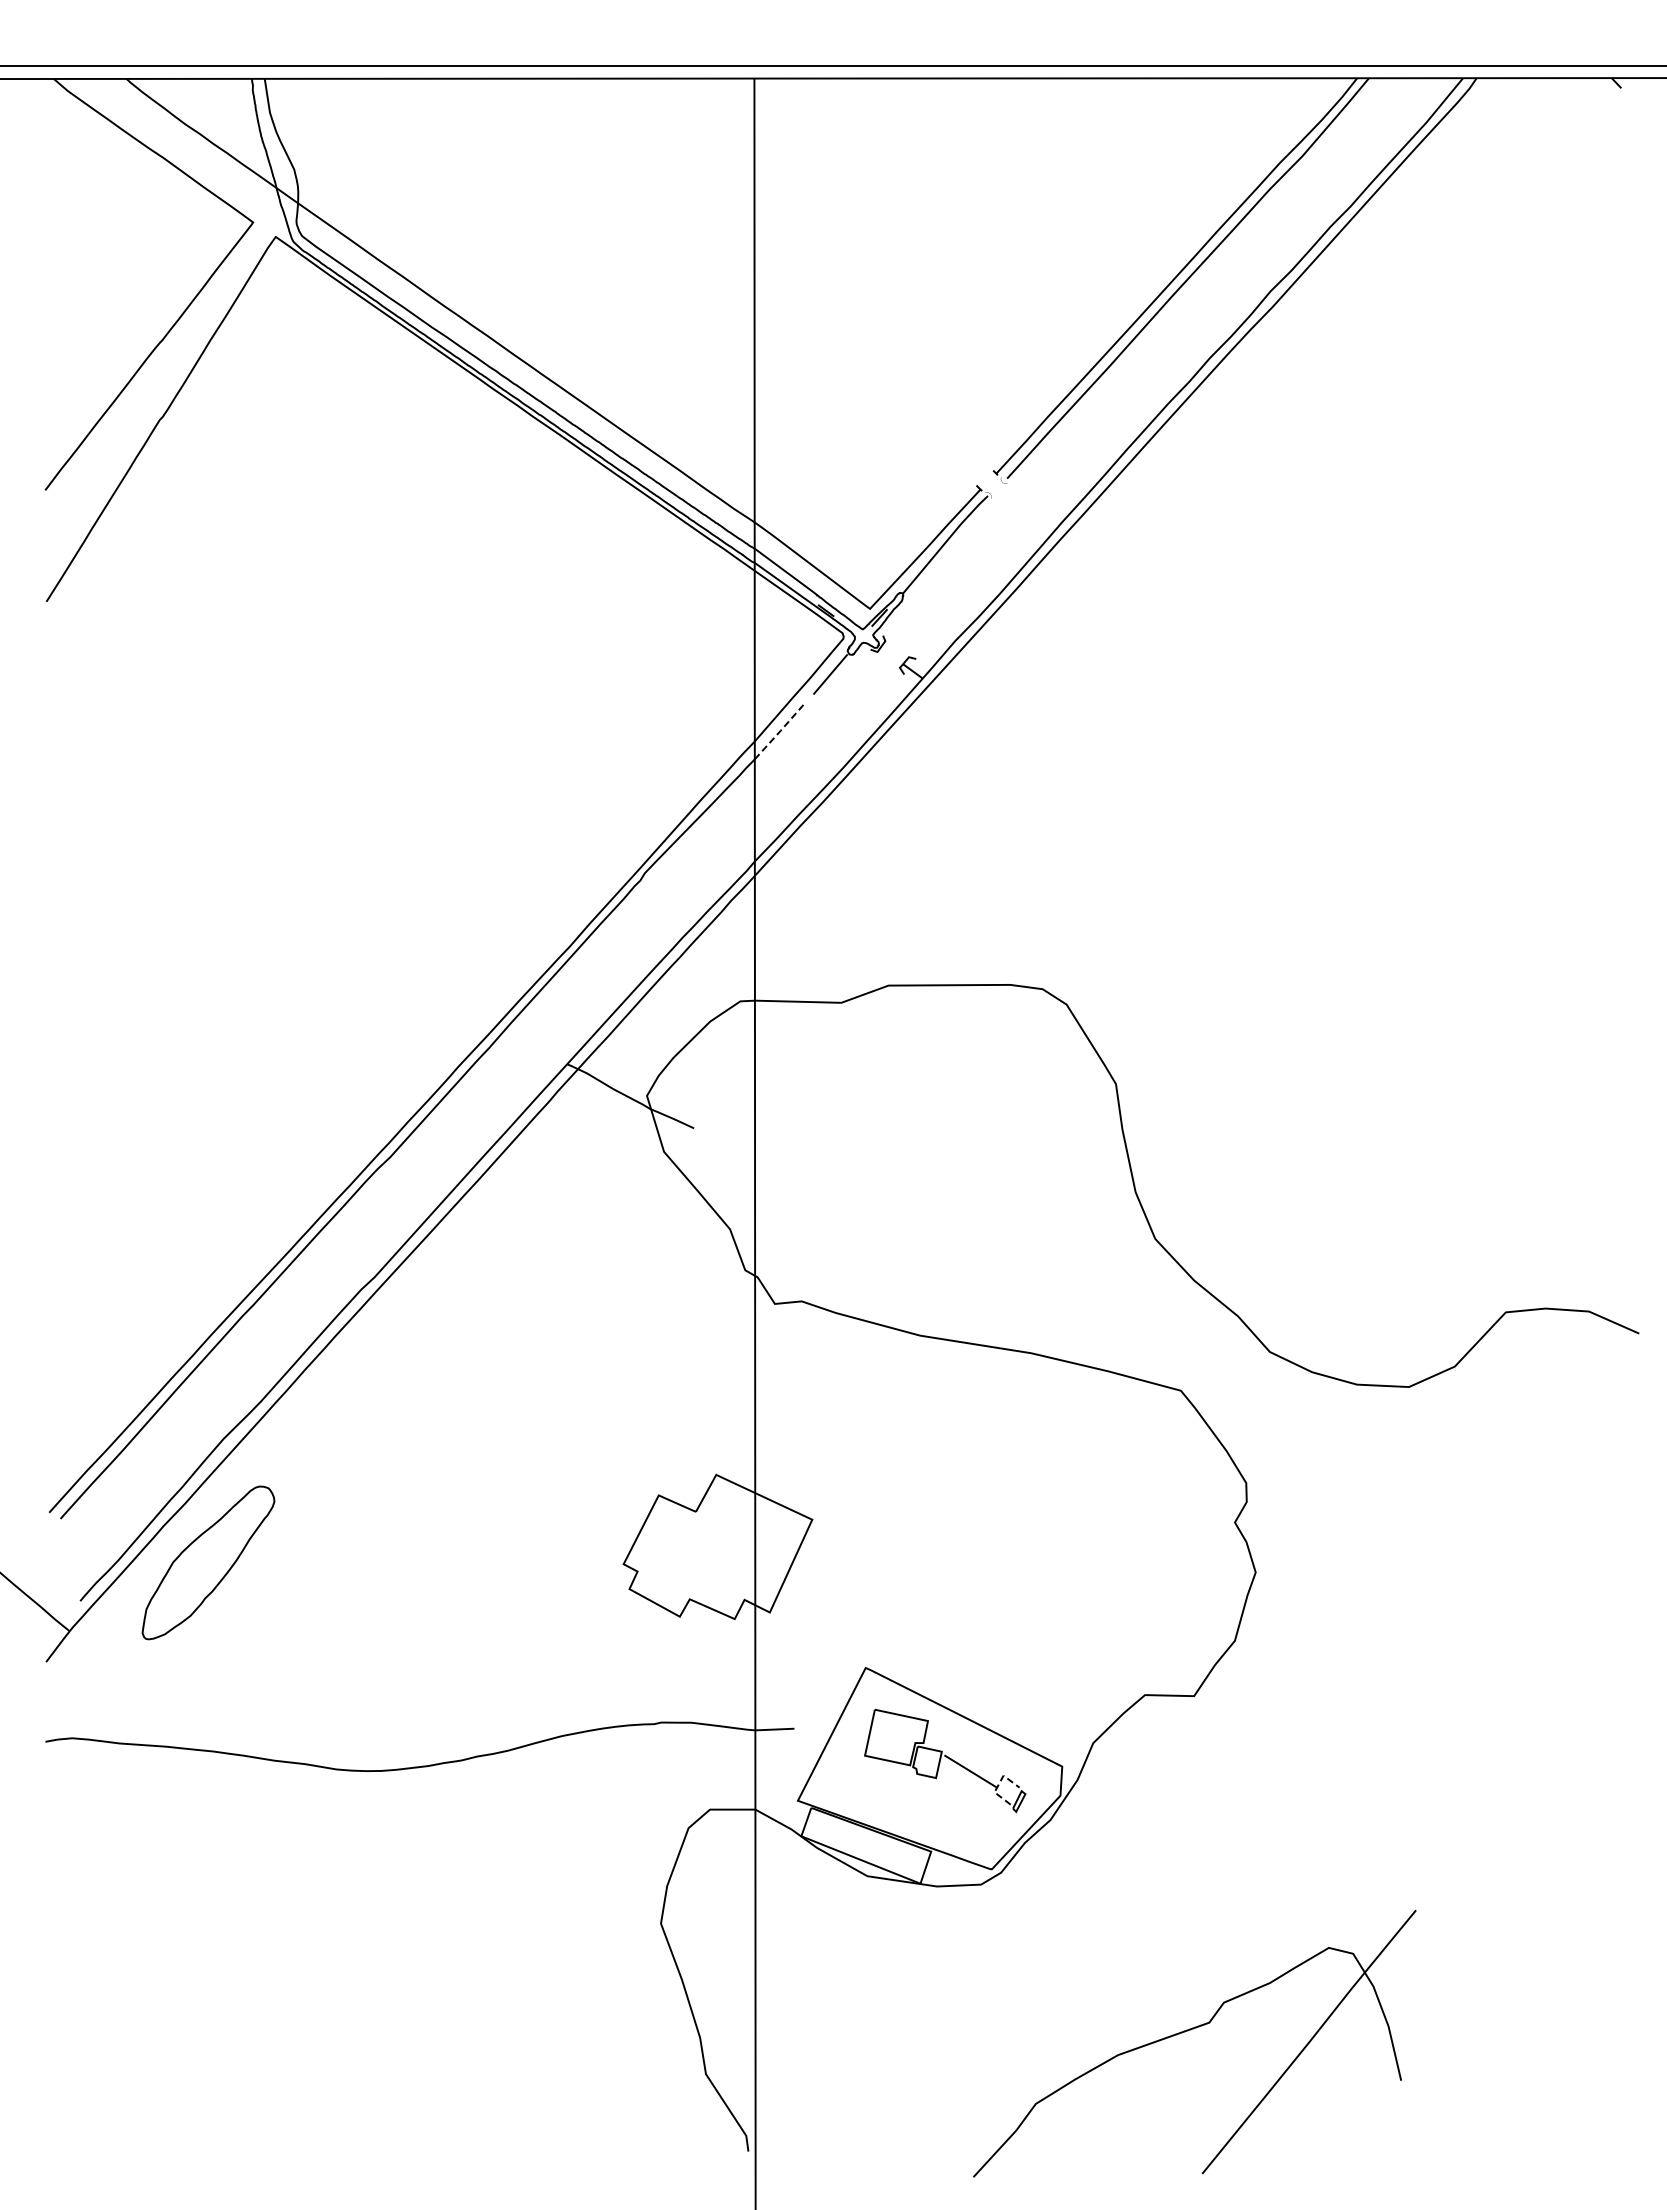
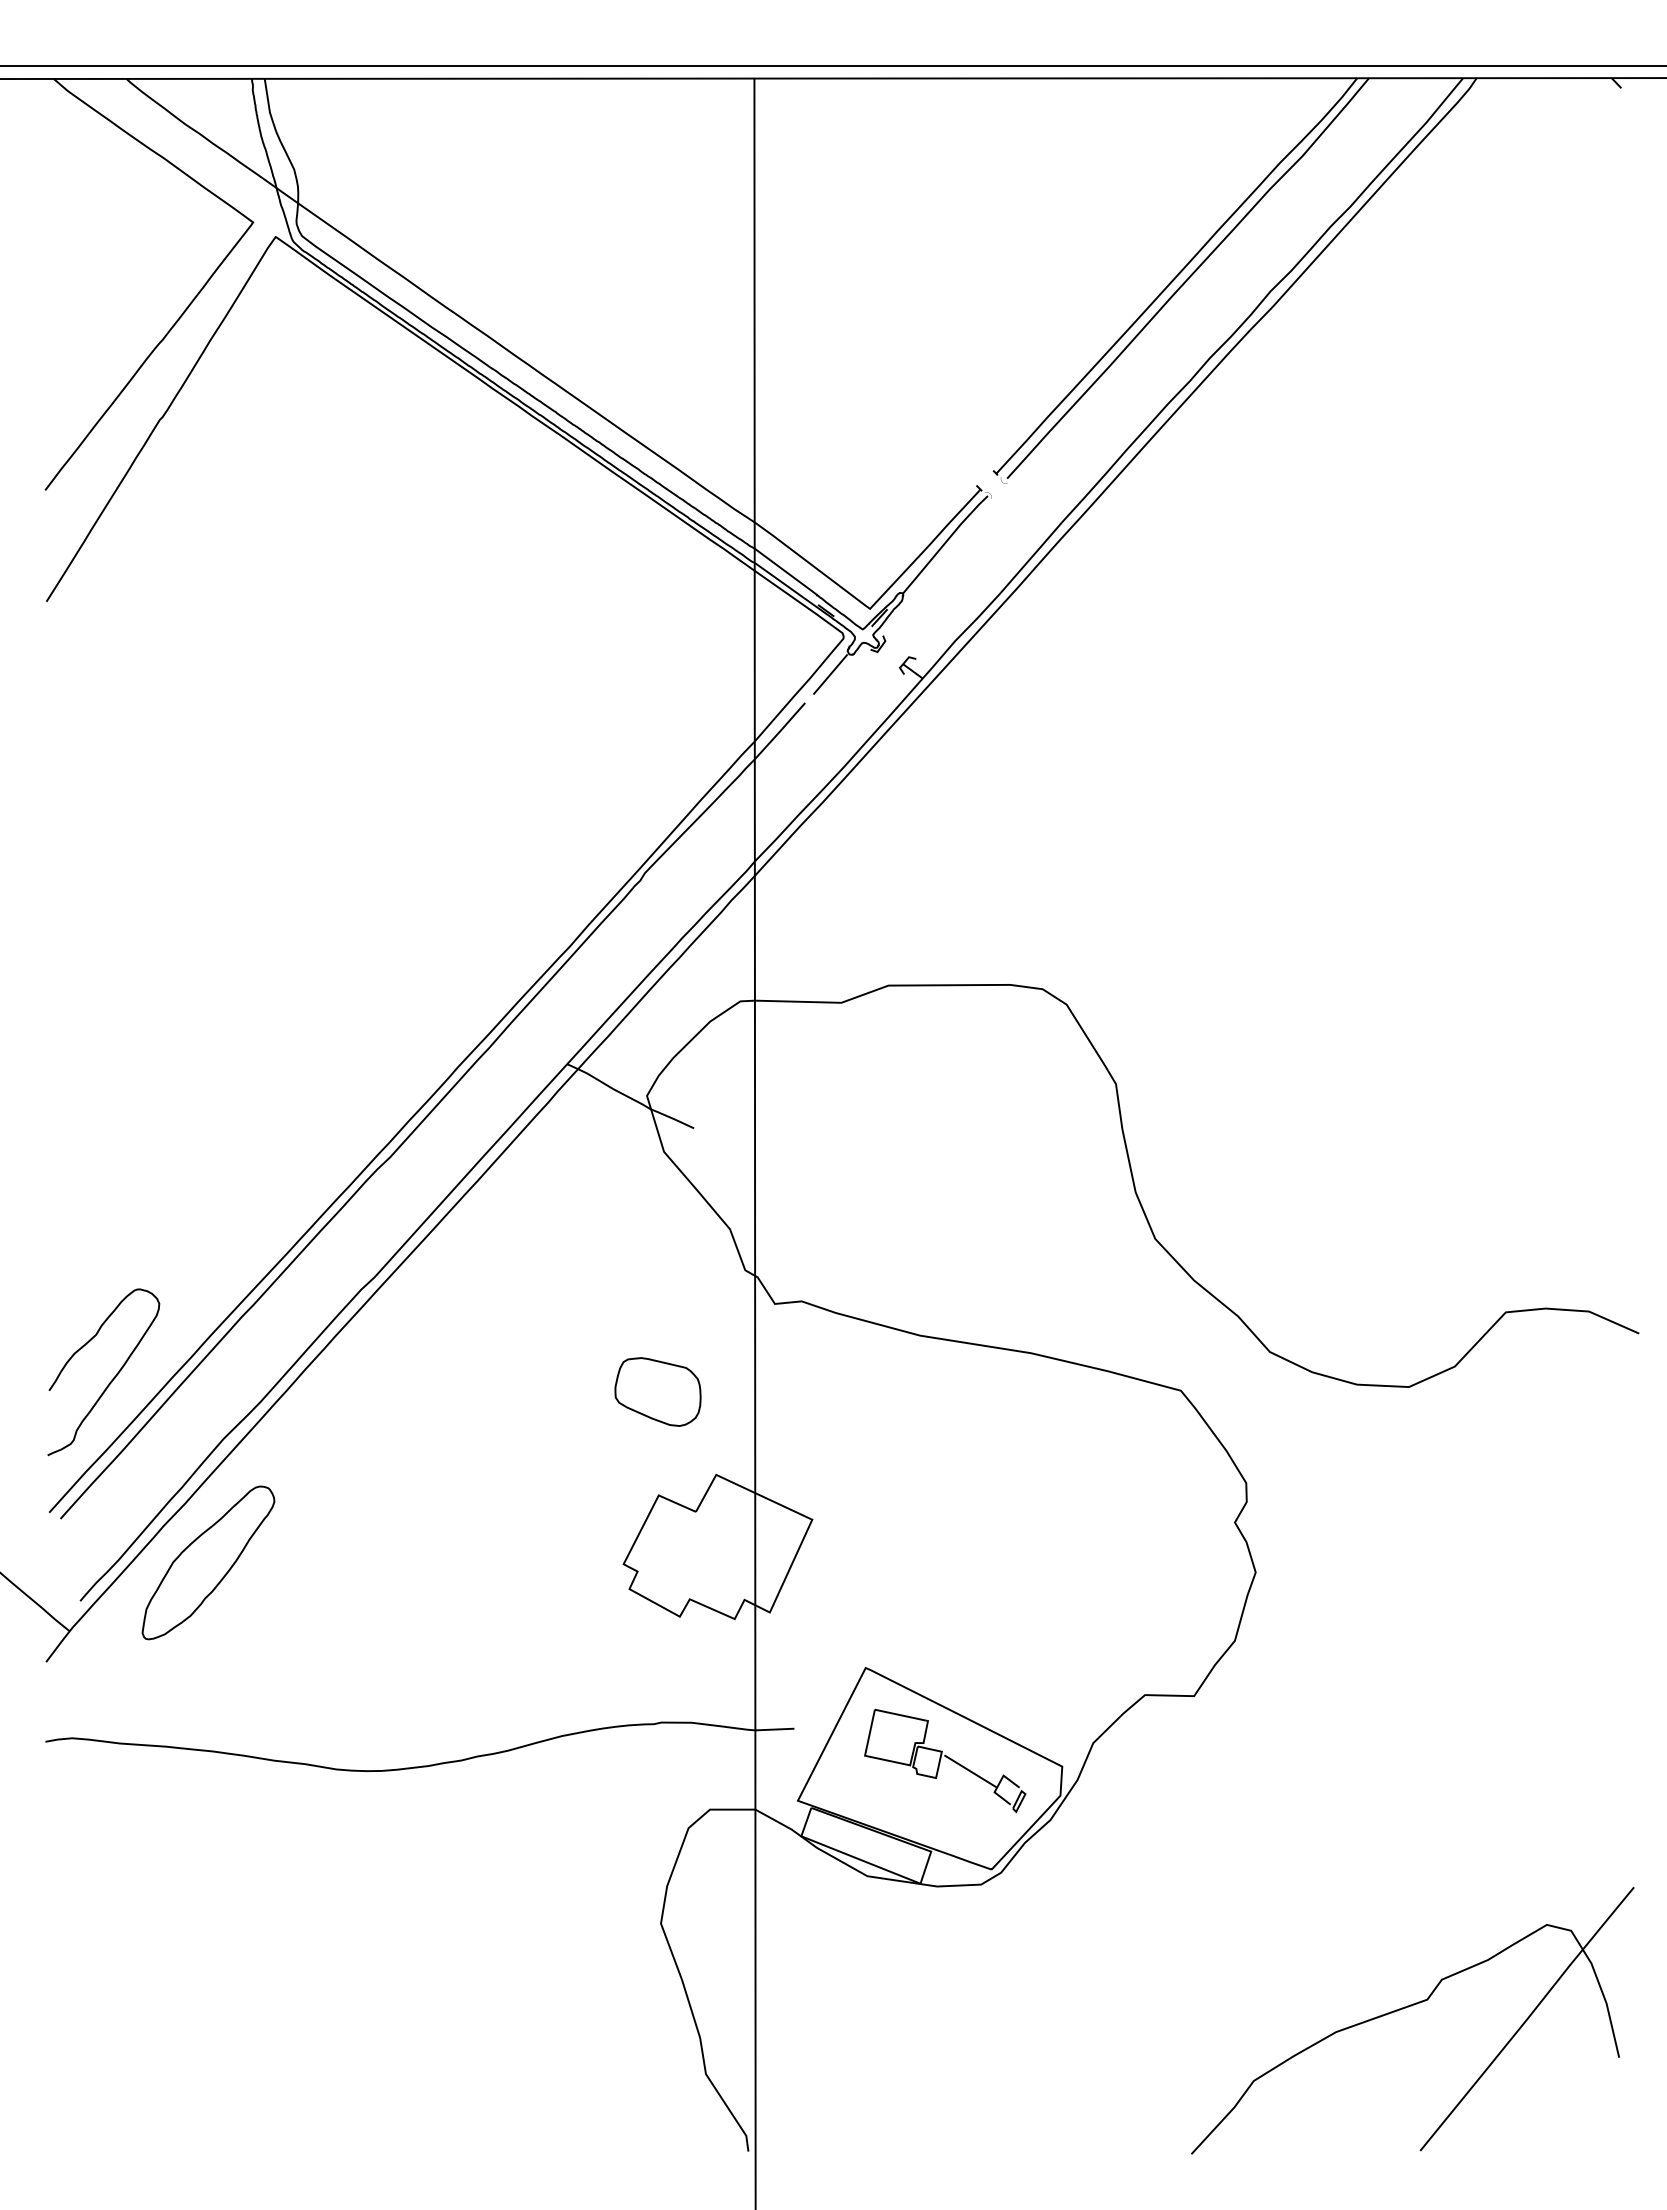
line: dashed -> solid (780, 730)
curve: none -> present (112, 1378)
part: none -> present (657, 1391)
line: dashed -> solid (999, 1783)
part position: (1190, 2030) -> (1408, 2007) (1408, 2007)
